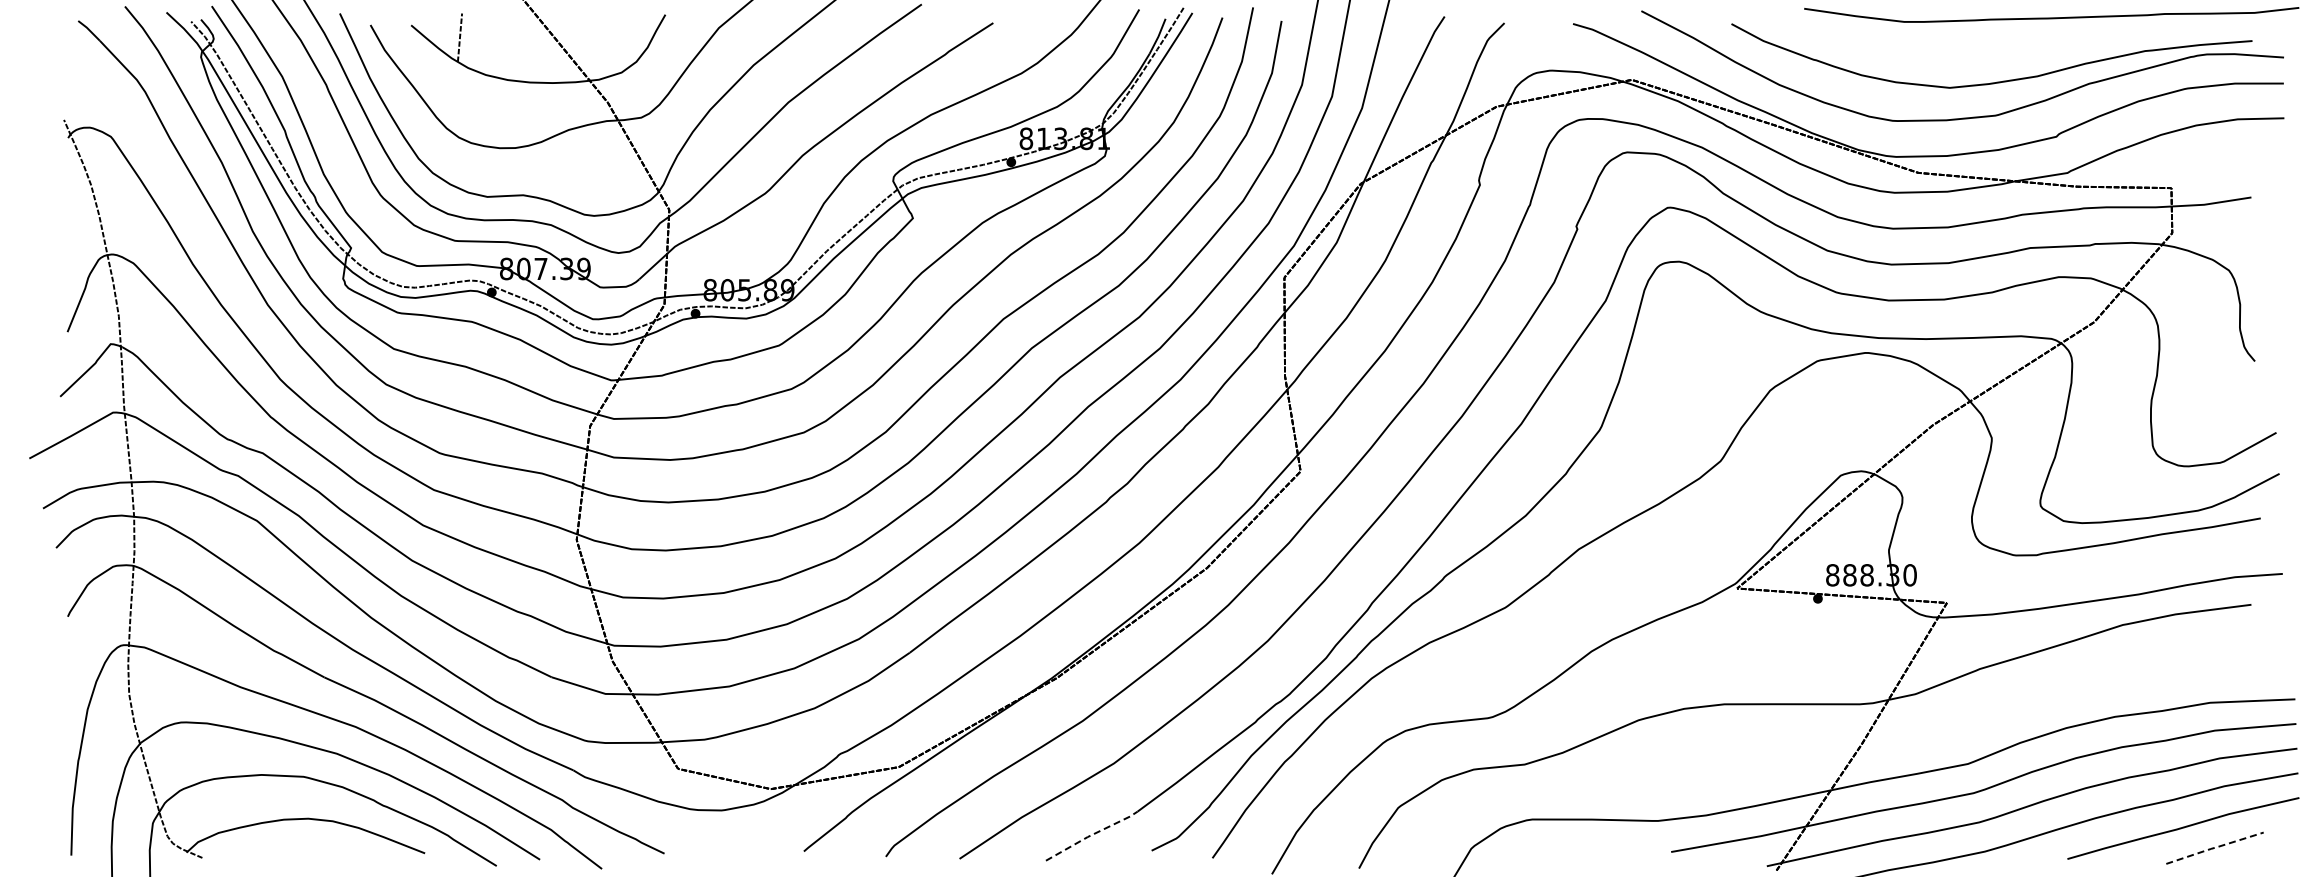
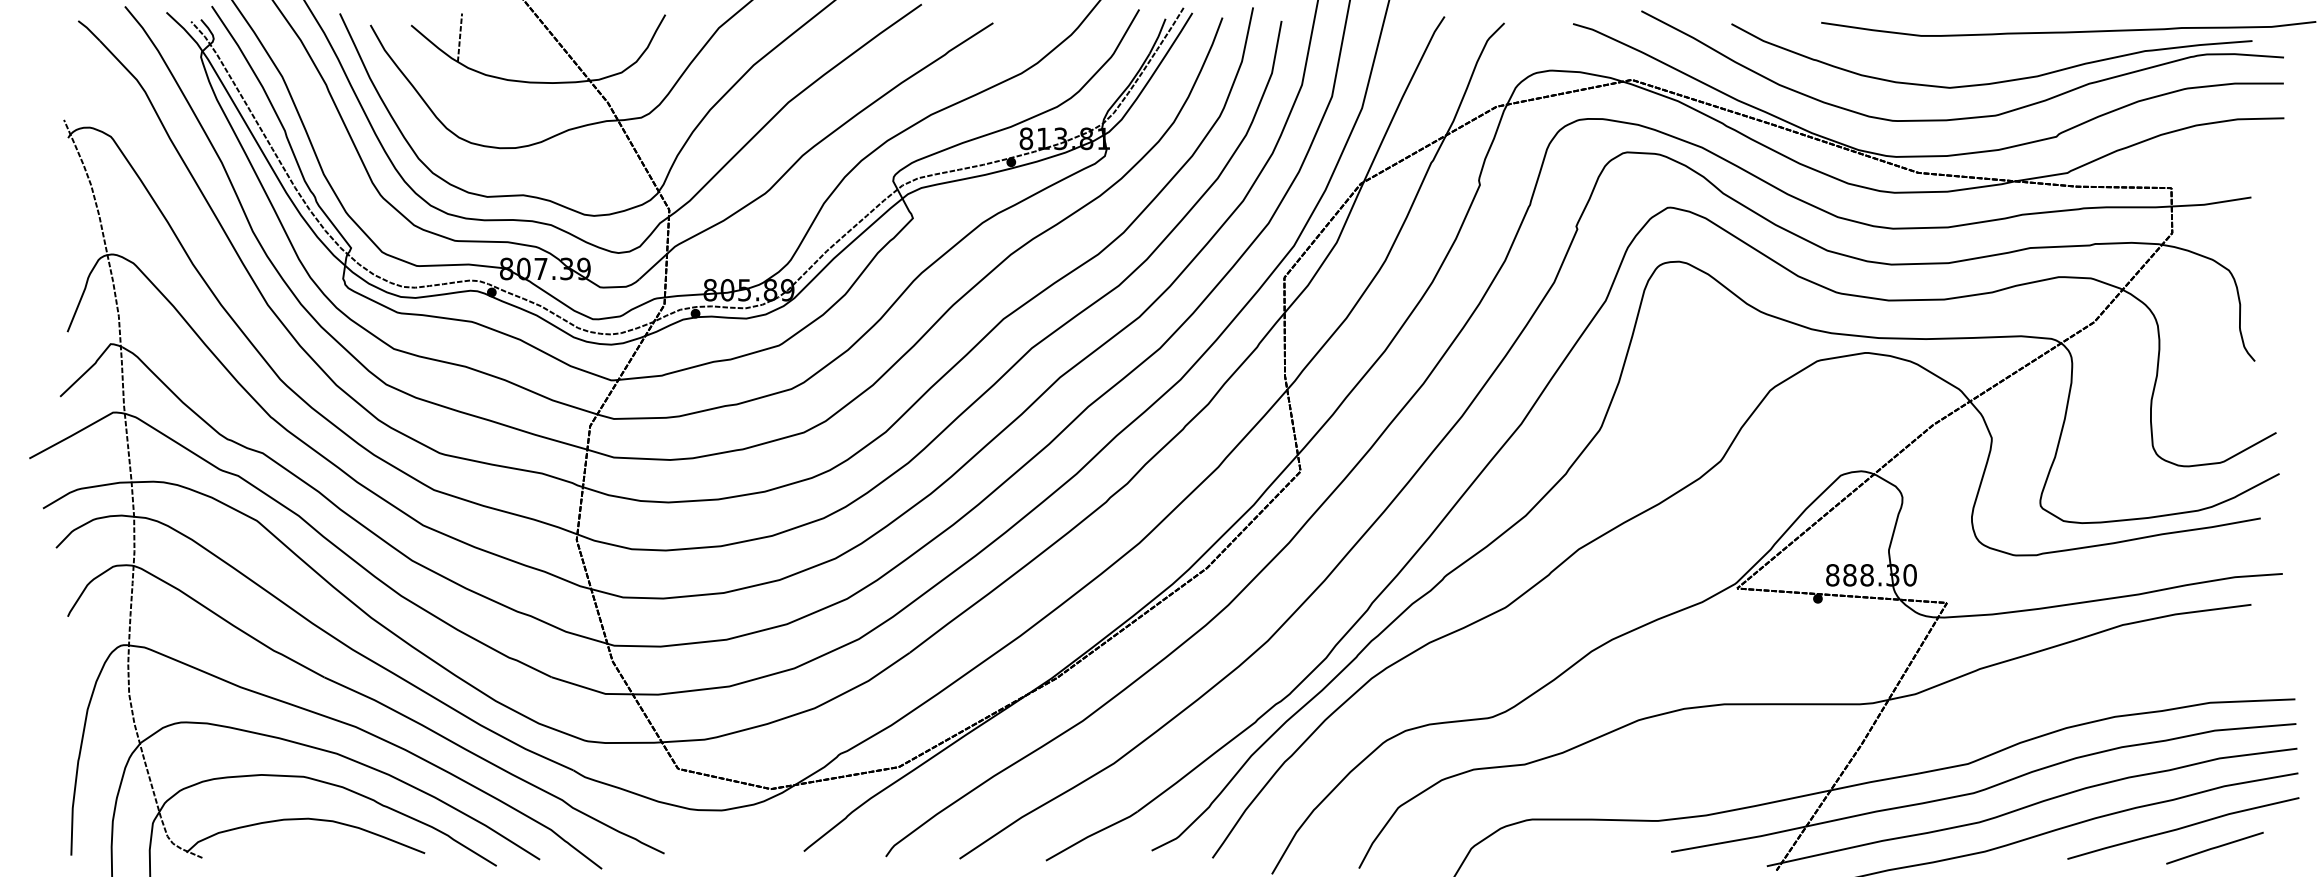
curve position: (2051, 17) -> (2068, 31) (2068, 31)
line: dashed -> solid (1092, 834)
line: dashed -> solid (2214, 847)
